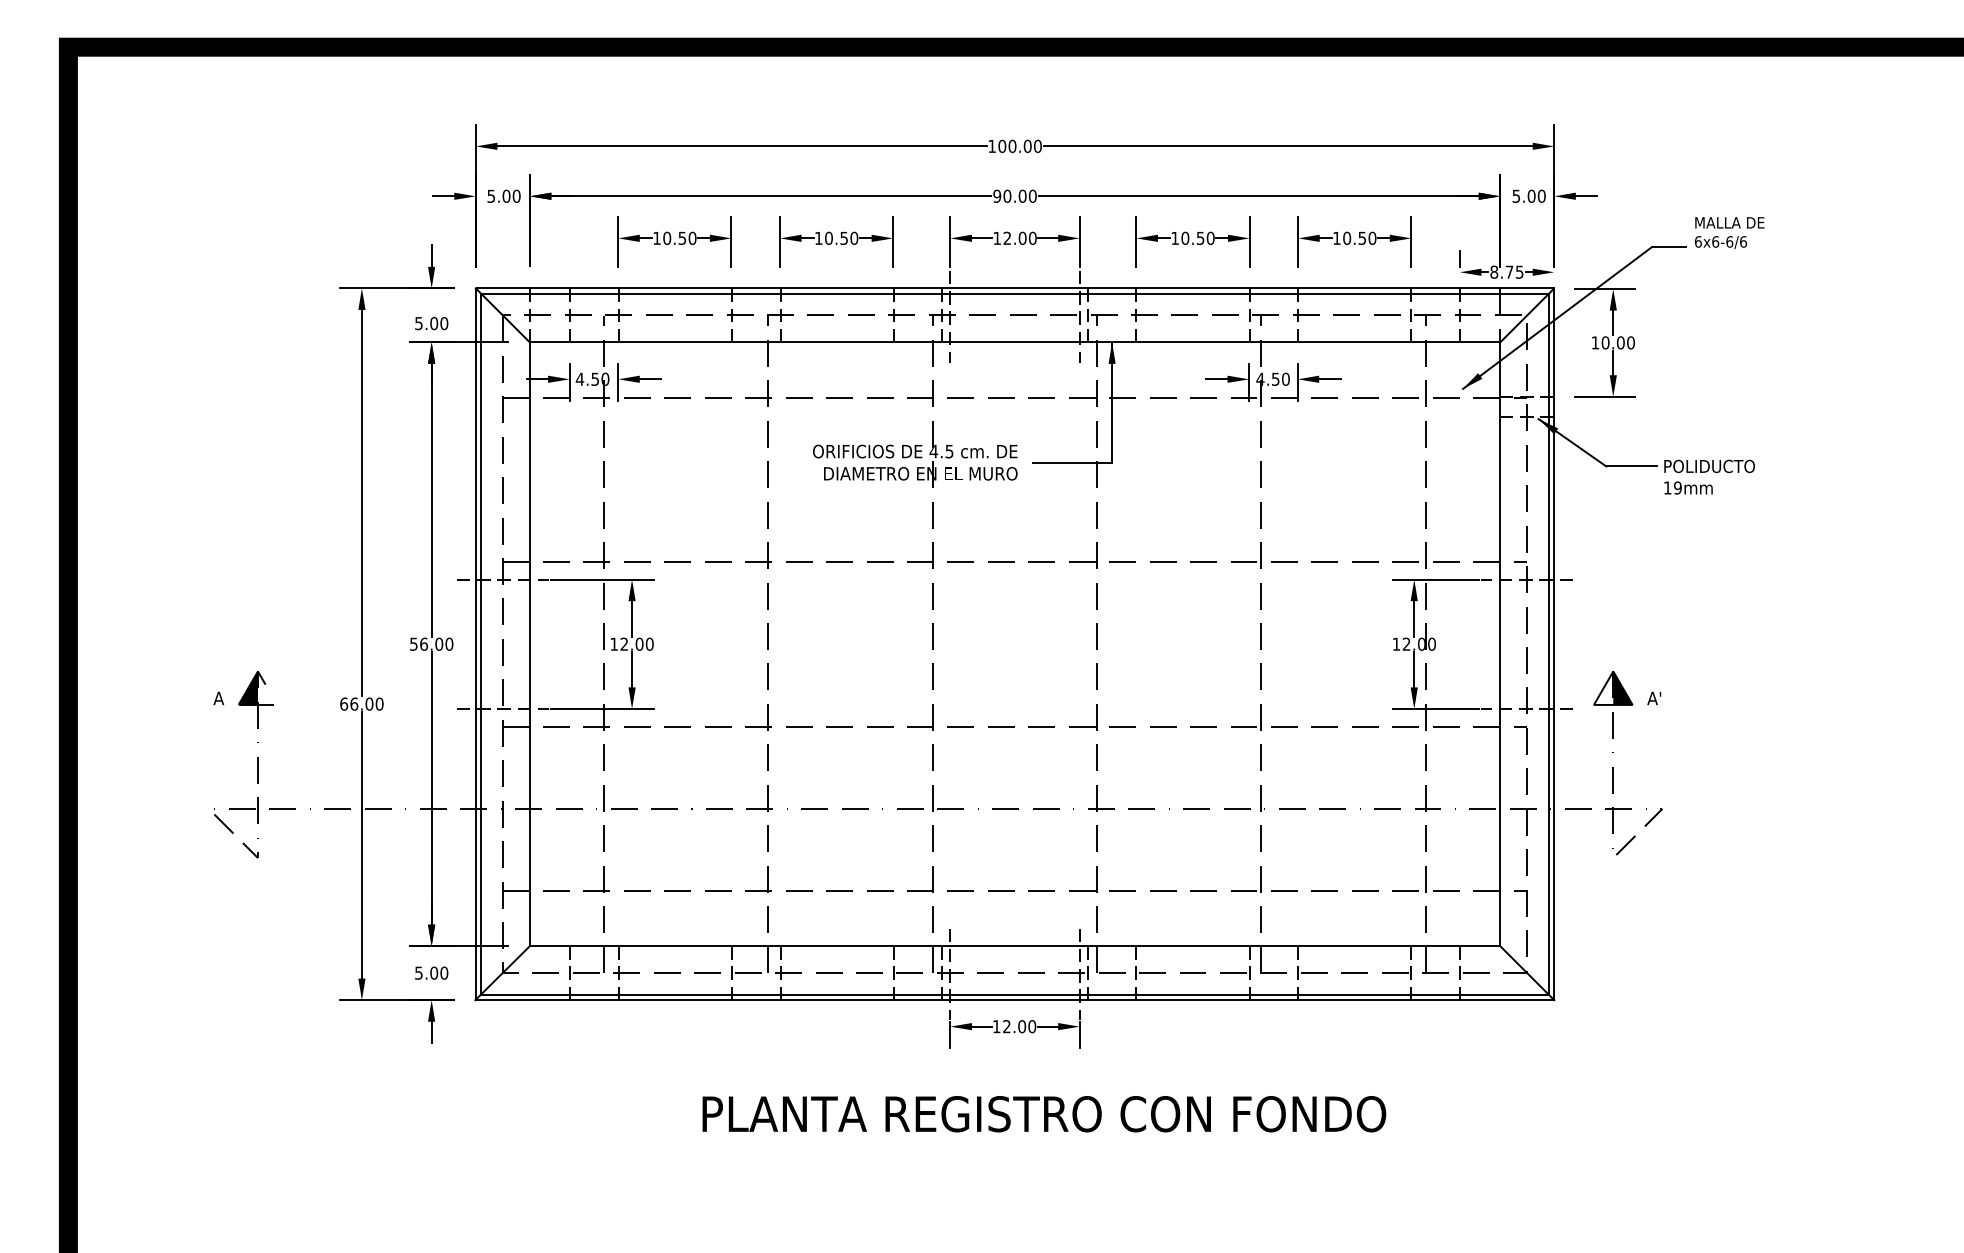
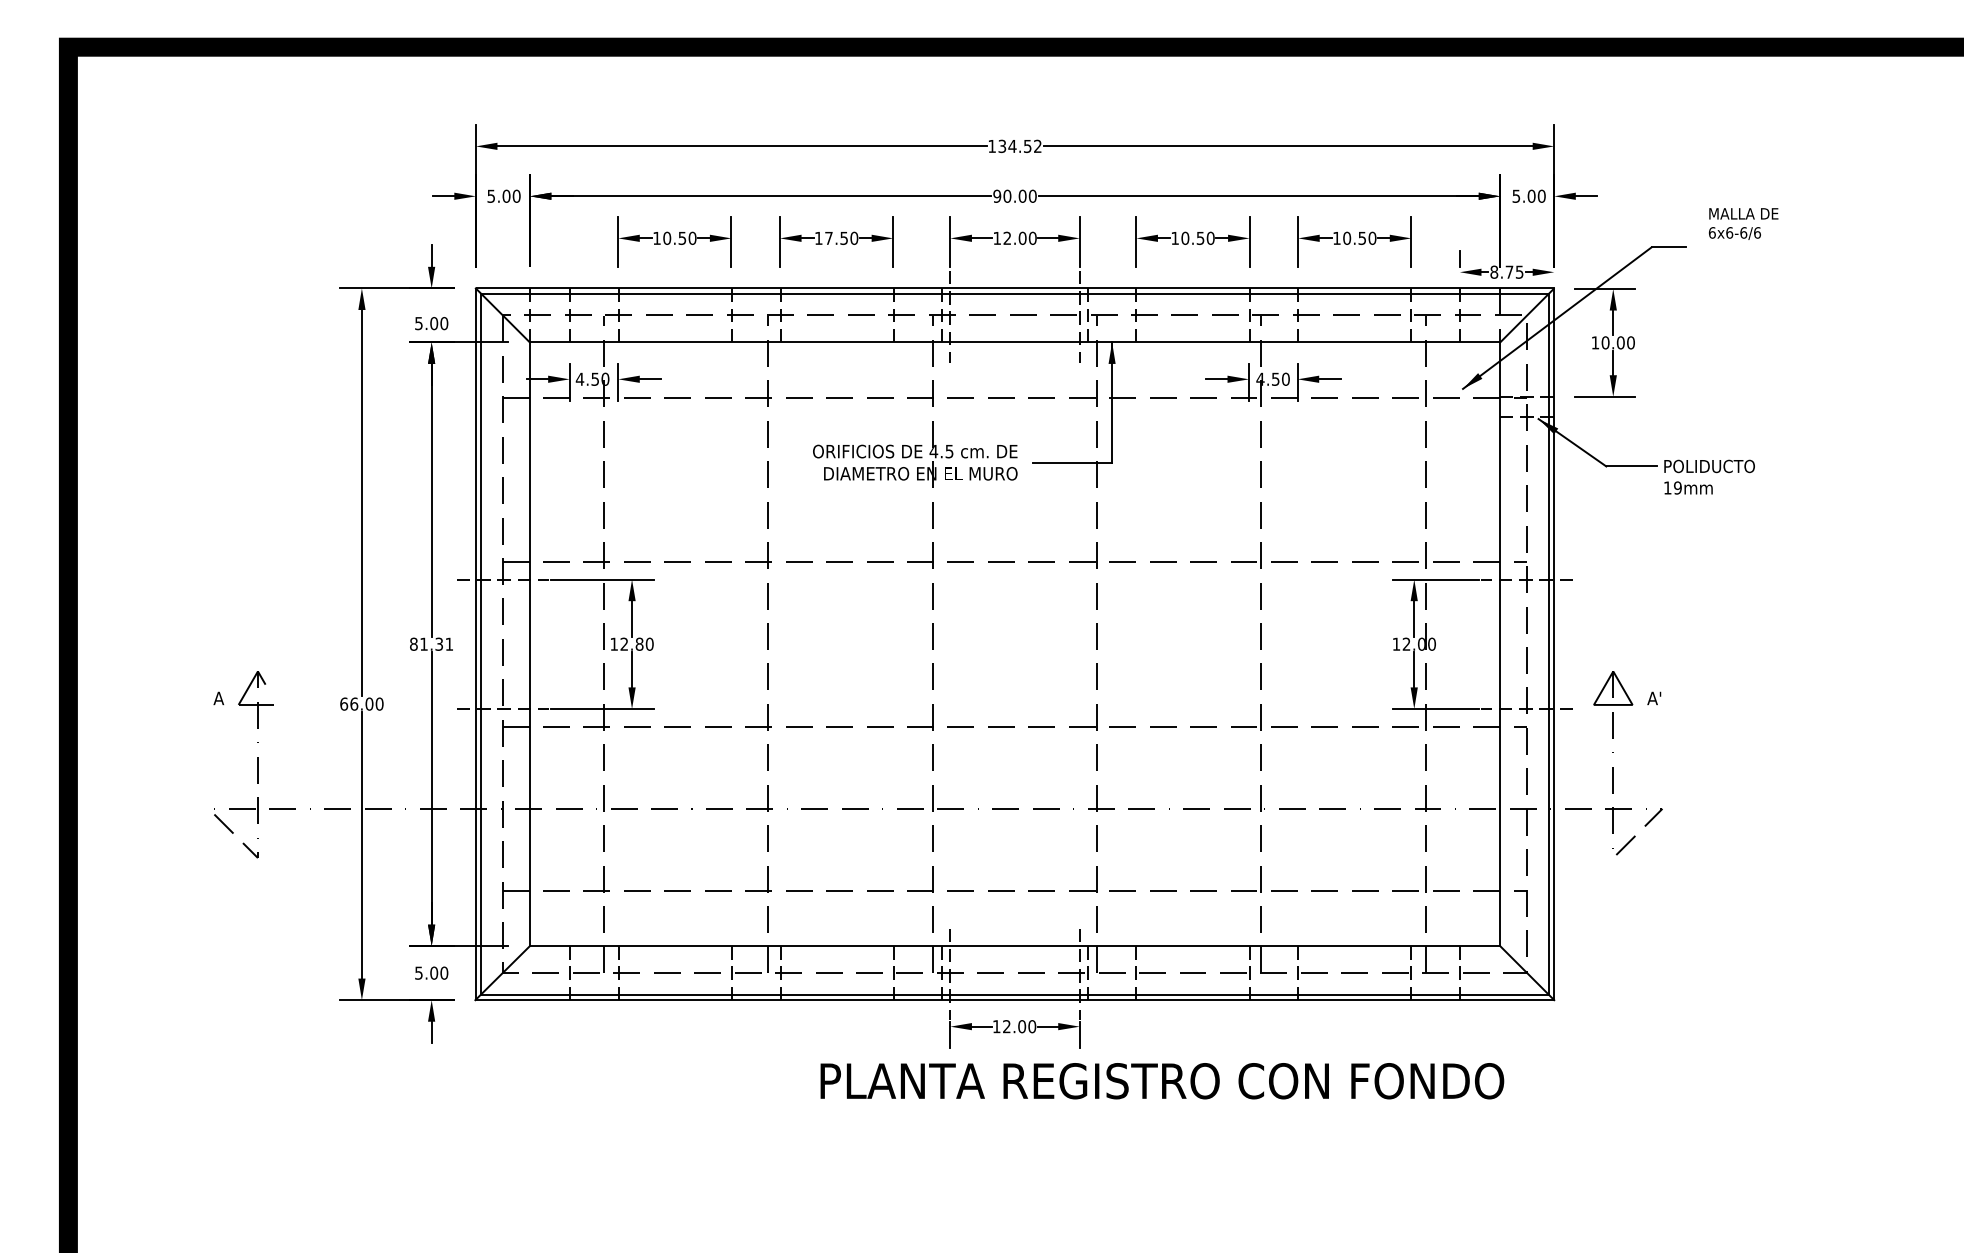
text: 100.00 -> 134.52 (1019, 145)
text position: (1729, 232) -> (1743, 223) (1743, 223)
text: 10.50 -> 17.50 (828, 237)
text: 56.00 -> 81.31 (431, 643)
text: 12.00 -> 12.80 (639, 644)
fill: present -> none (247, 687)
fill: present -> none (1622, 687)
text position: (1044, 1114) -> (1162, 1081) (1162, 1081)
